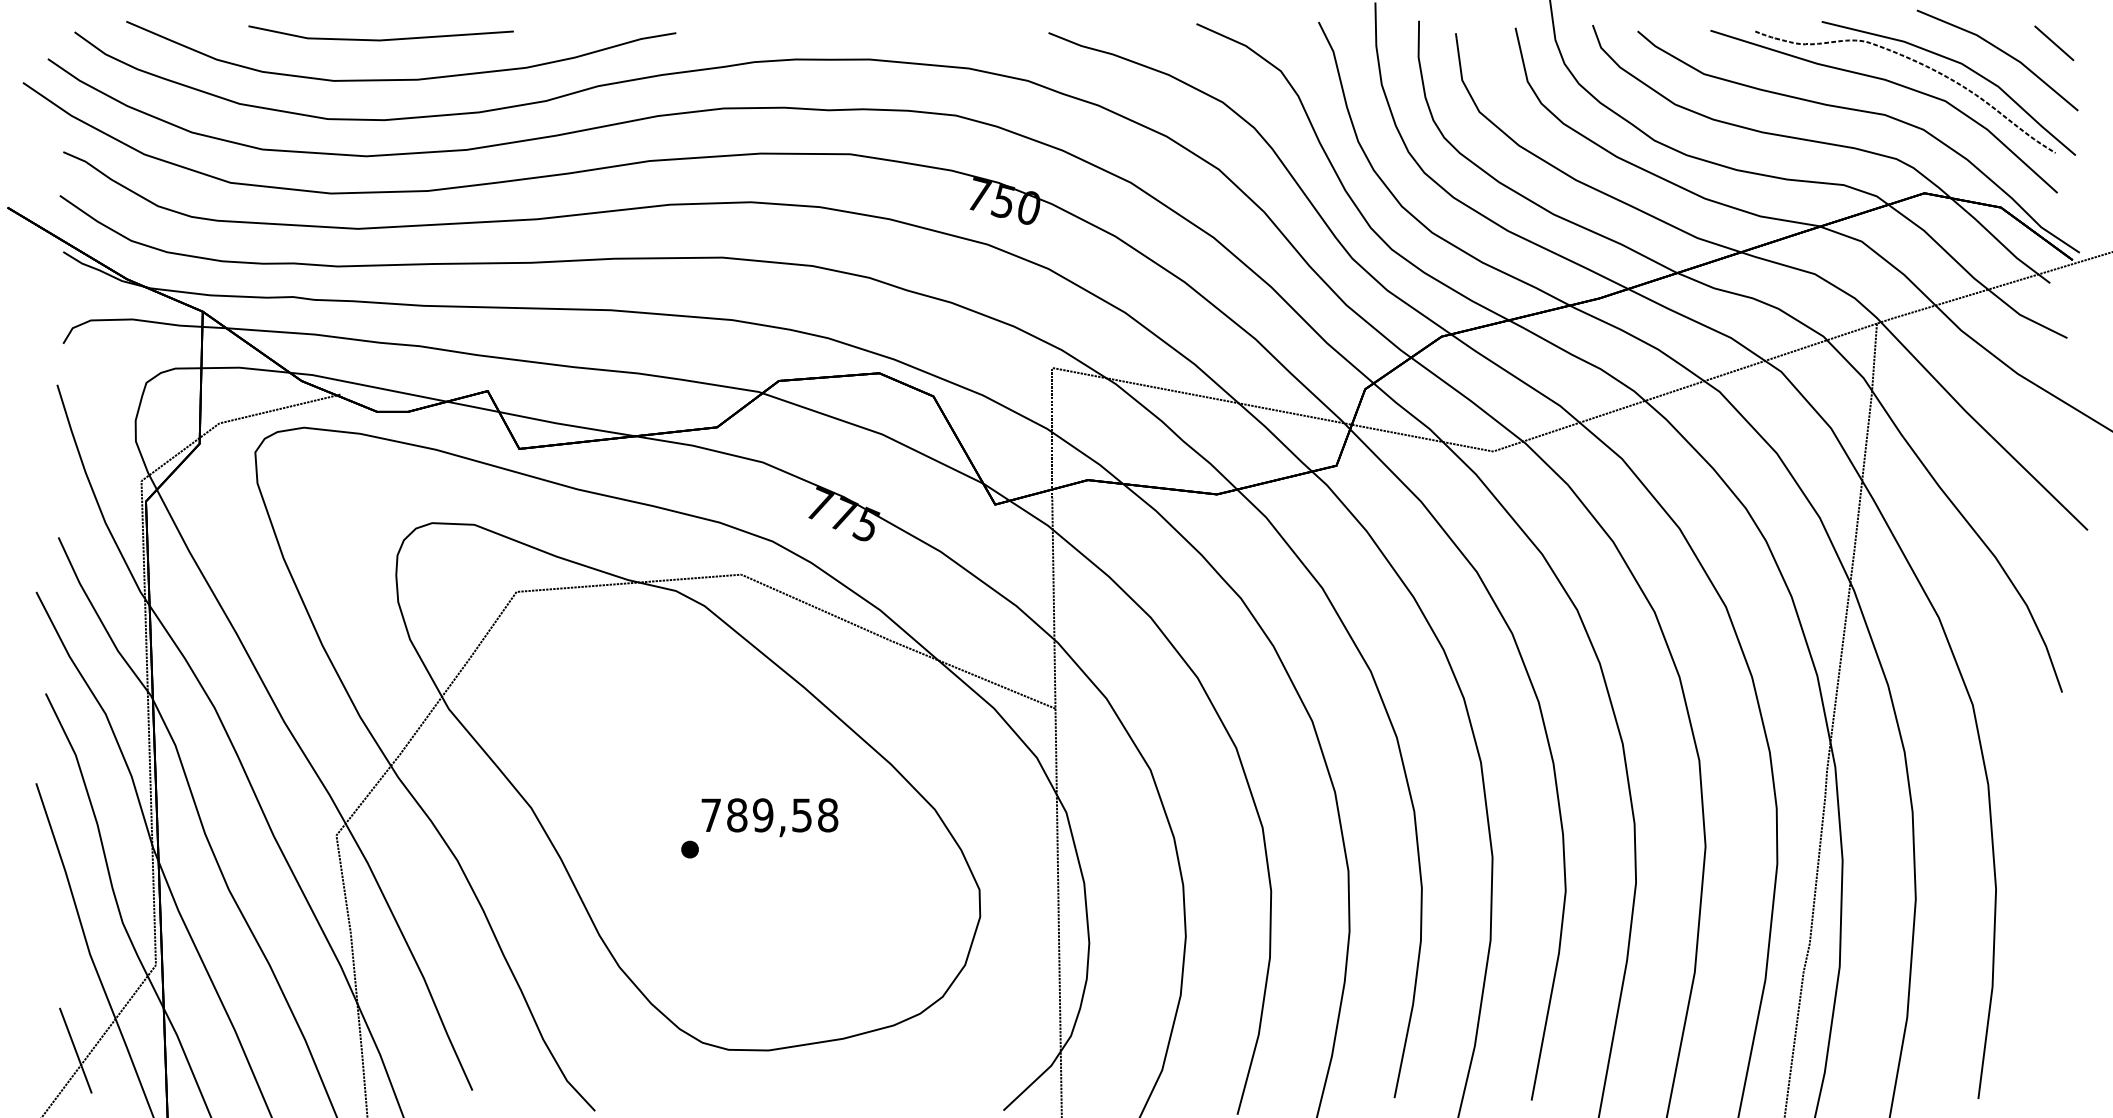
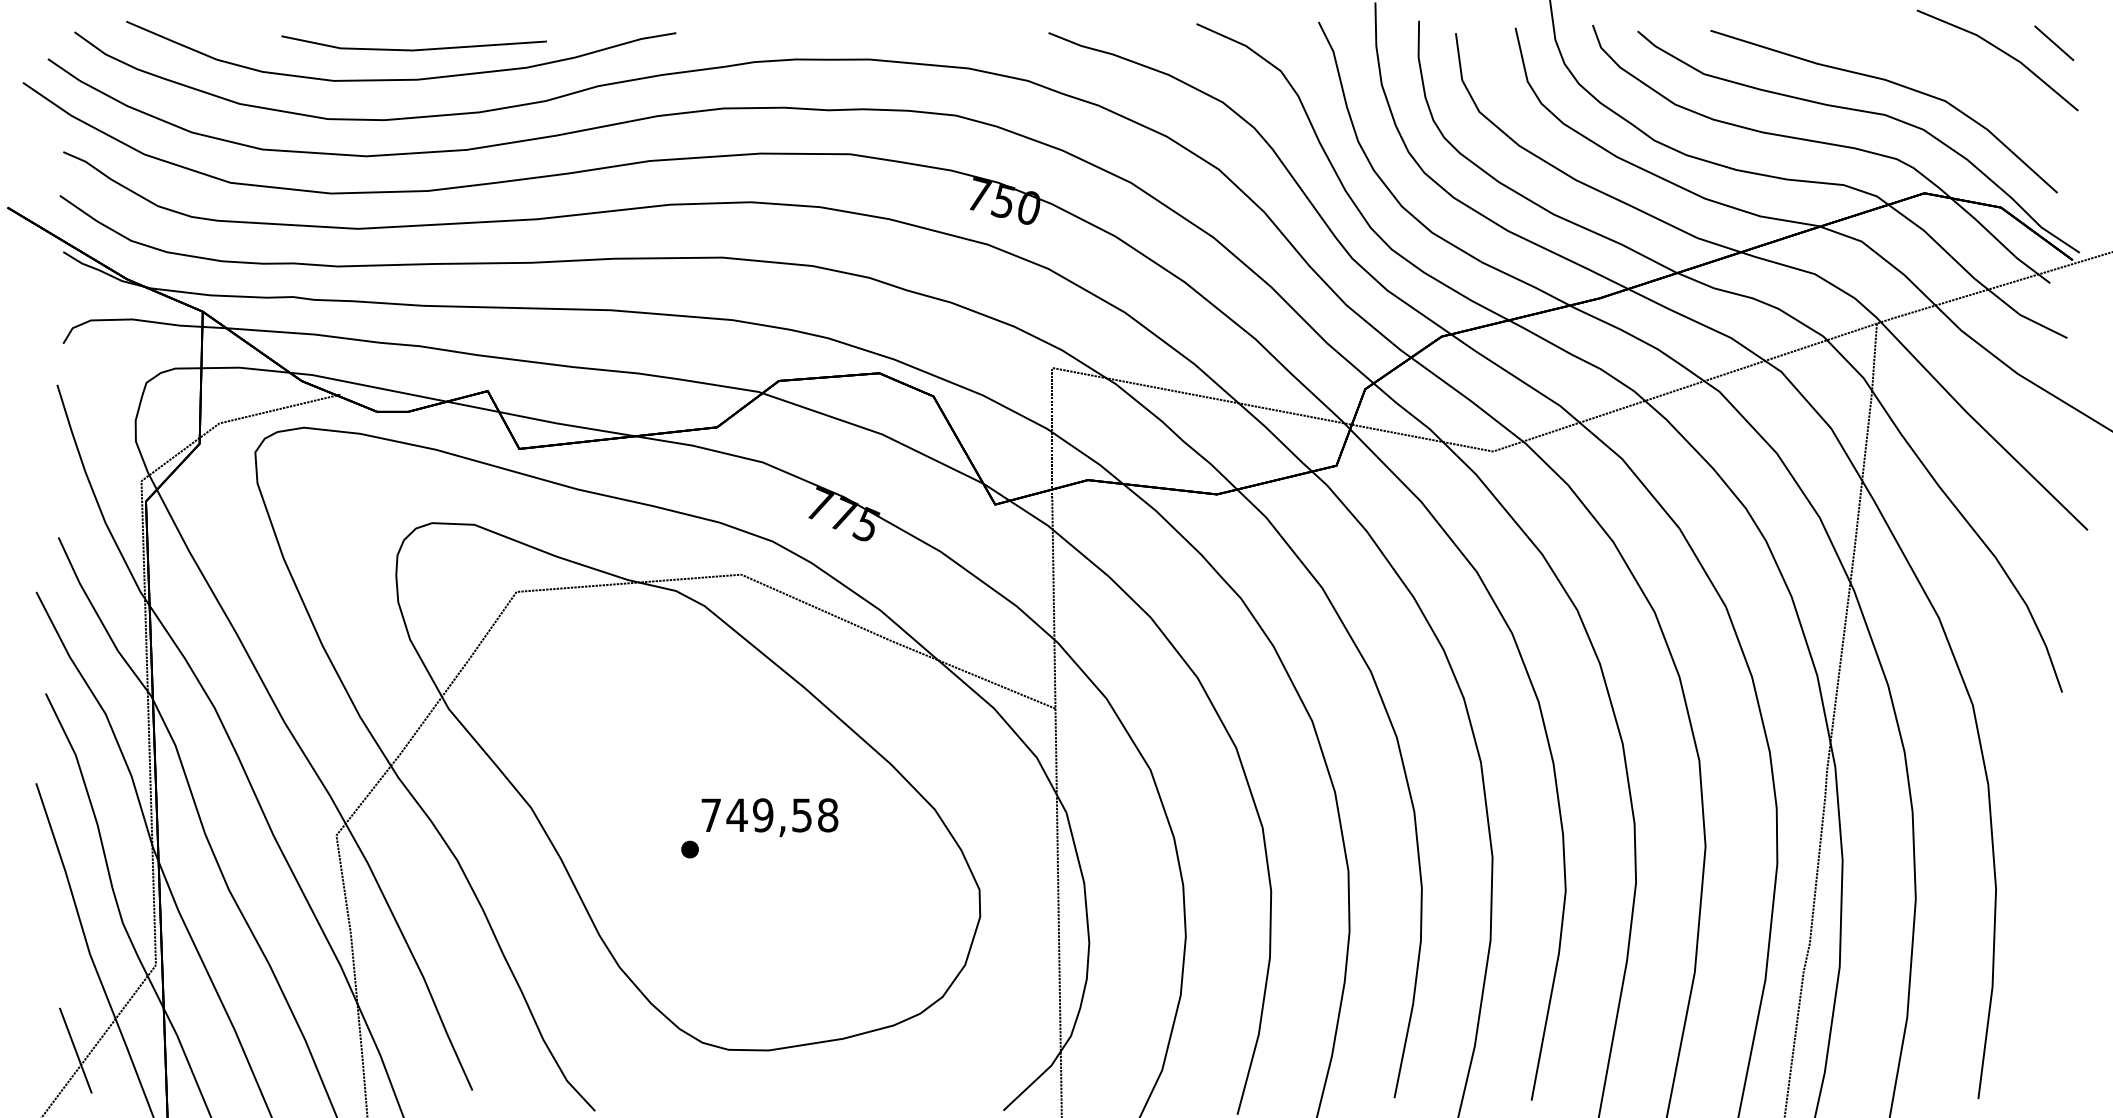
line position: (380, 39) -> (413, 49) (413, 49)
part: present -> none (1926, 67)
text: 789,58 -> 749,58 (736, 815)
